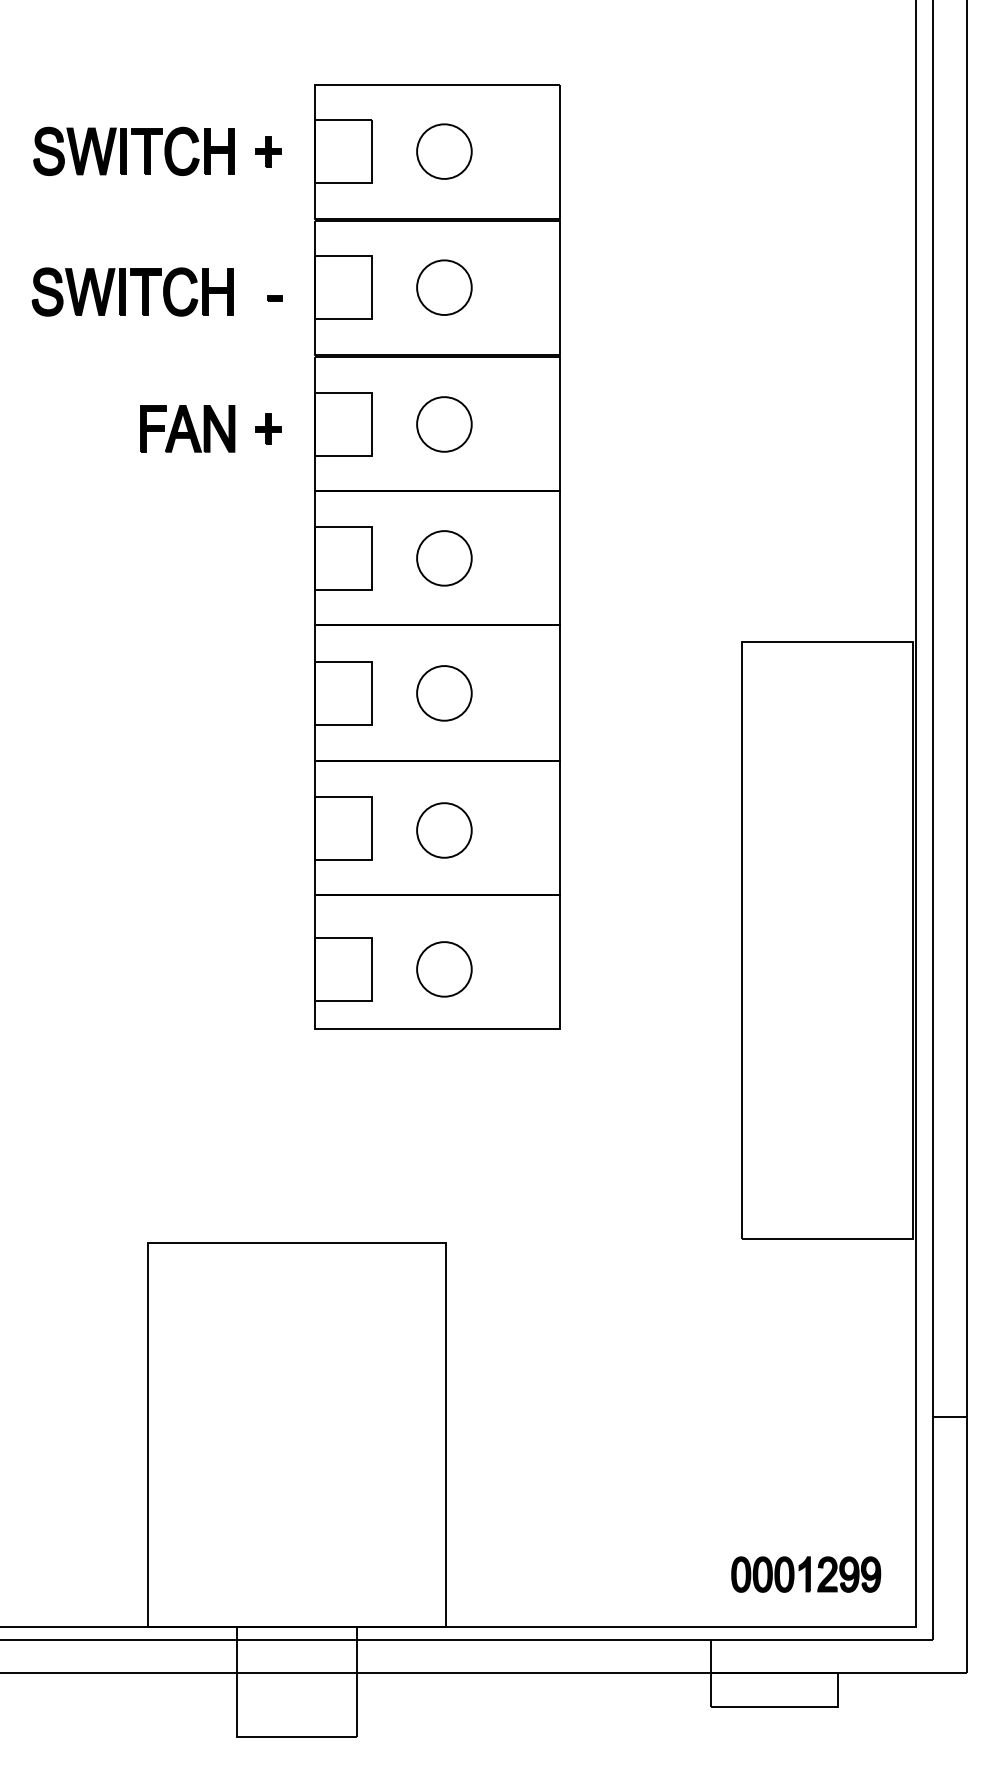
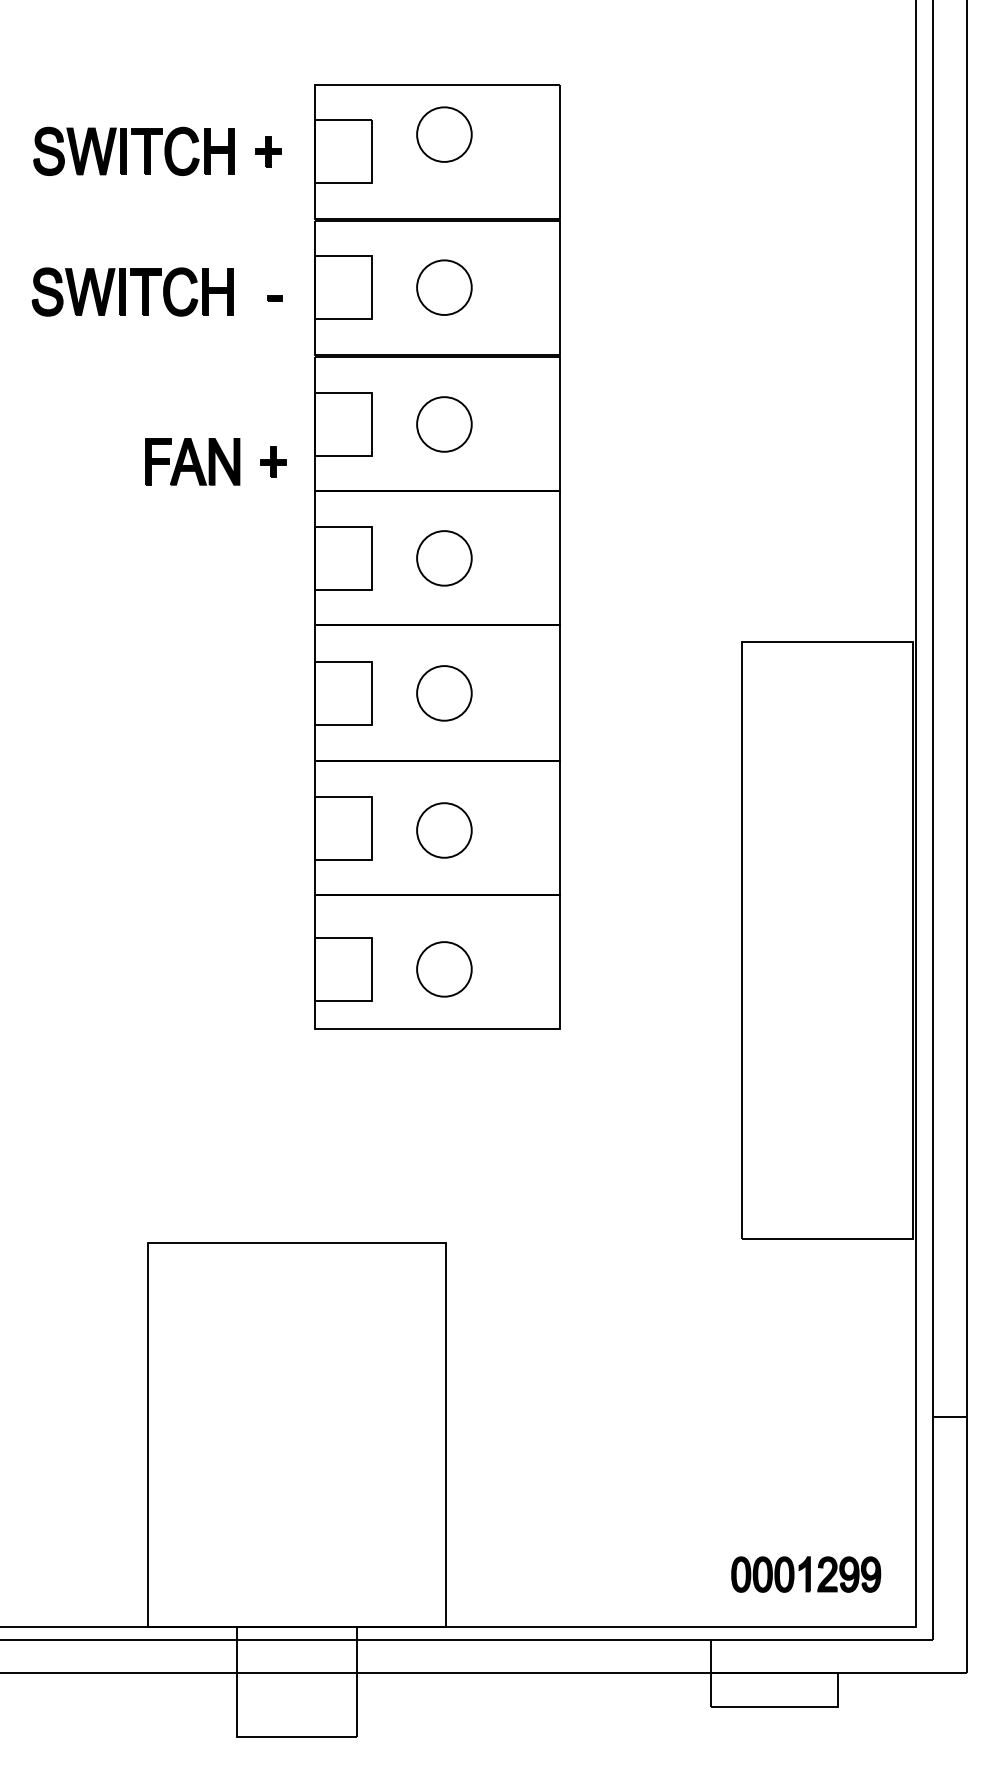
part position: (444, 151) -> (444, 134) (444, 134)
part position: (210, 428) -> (215, 461) (215, 461)
